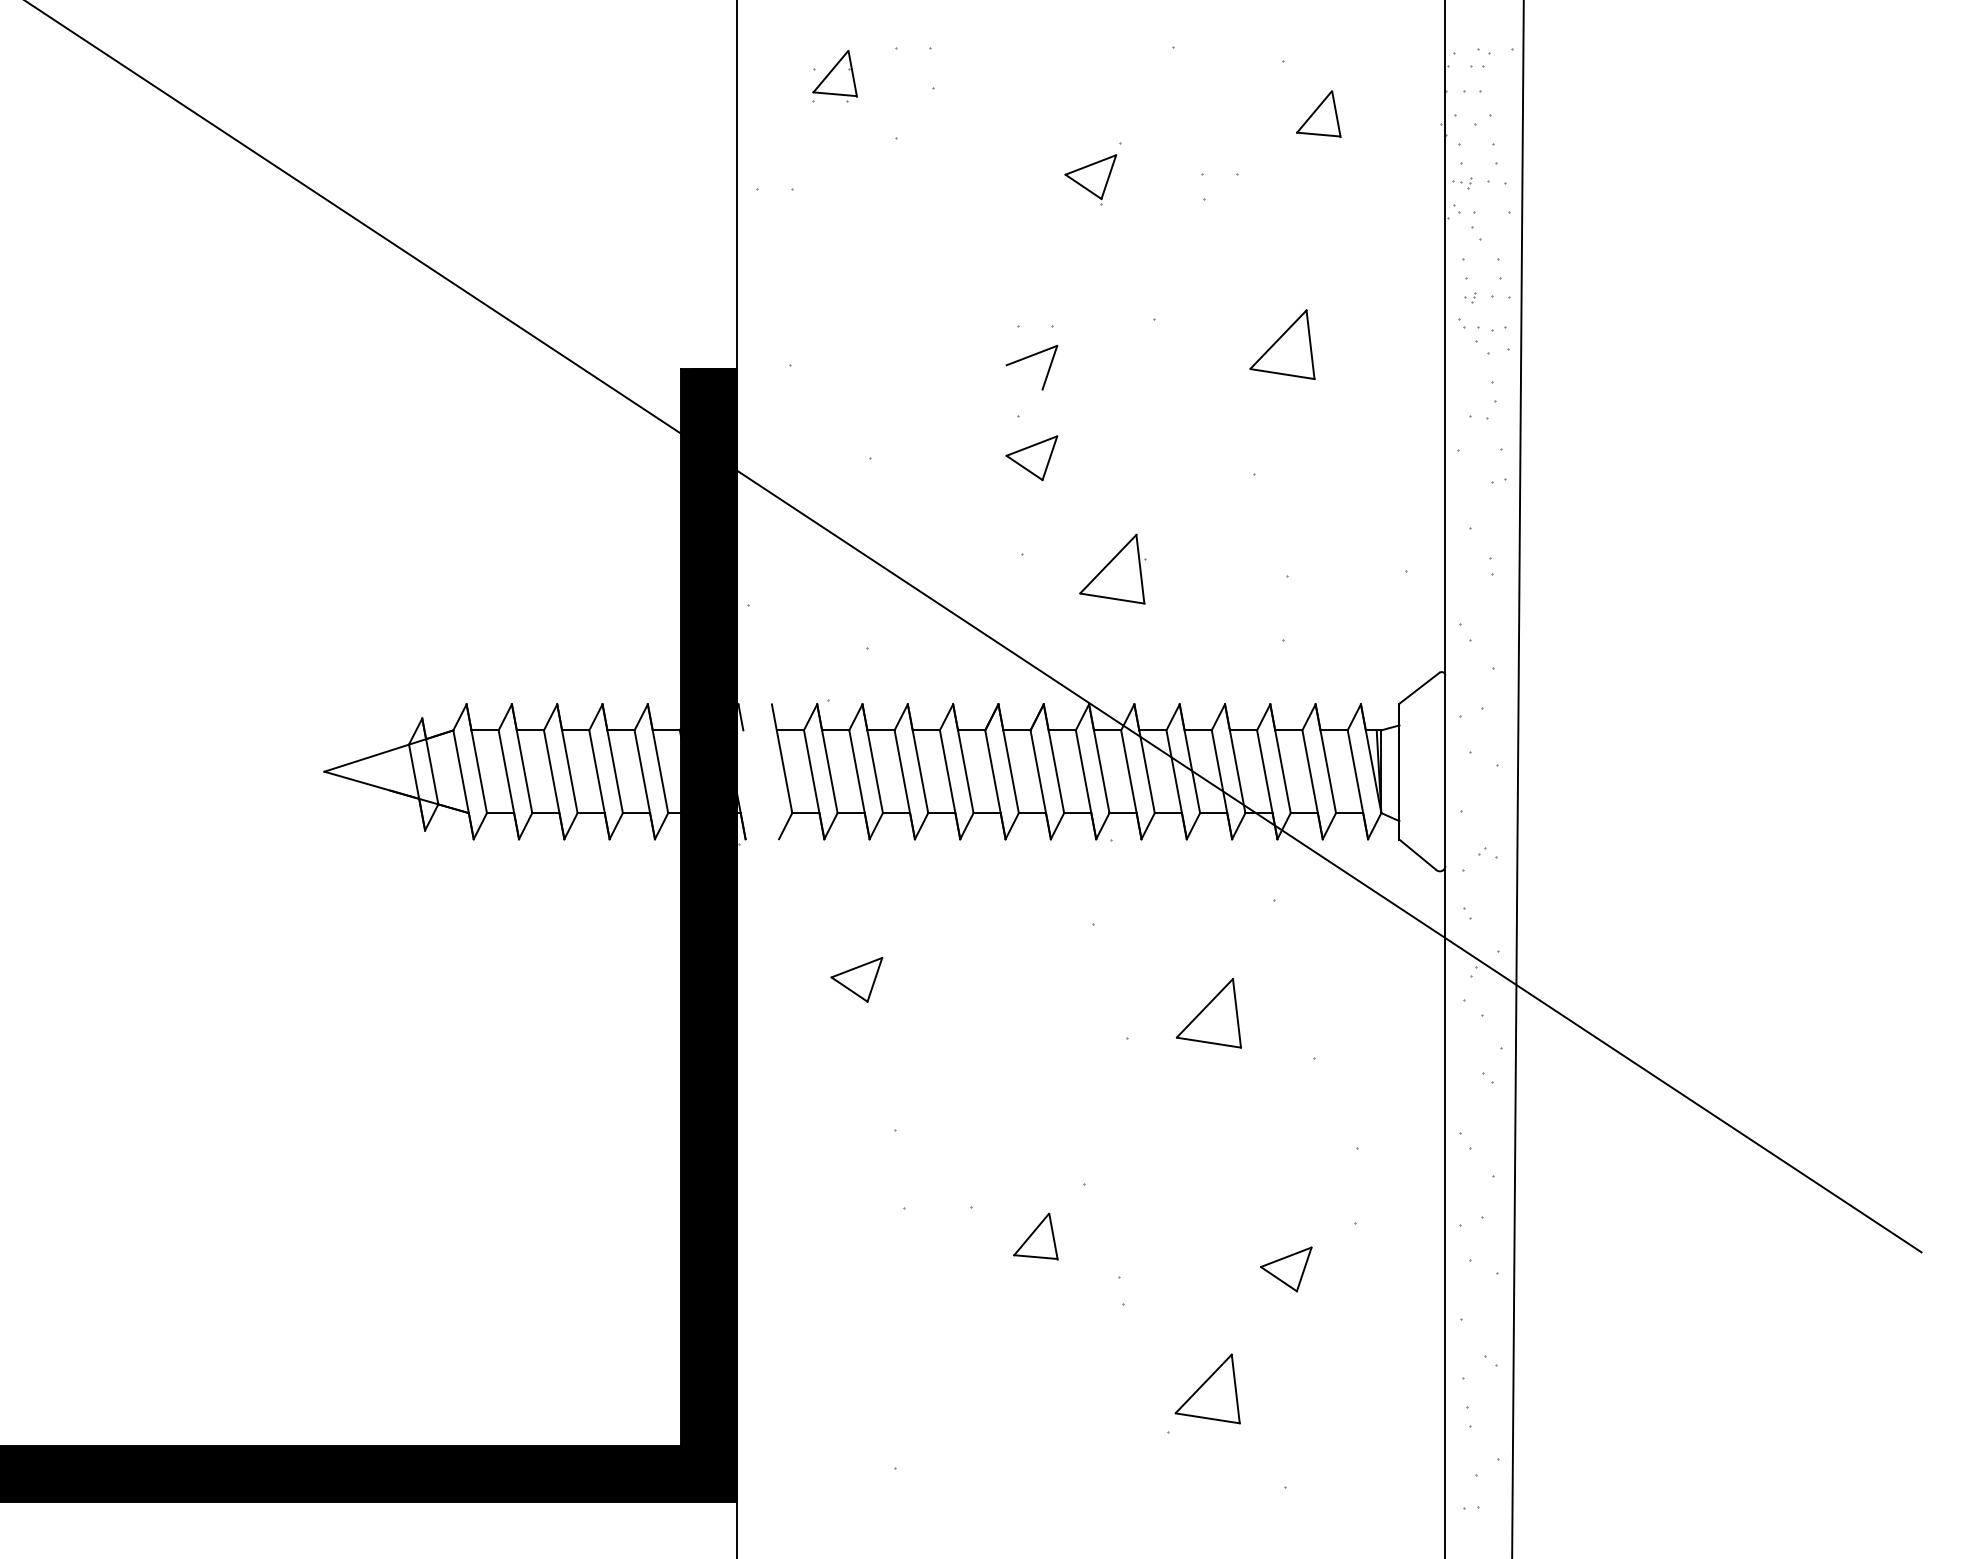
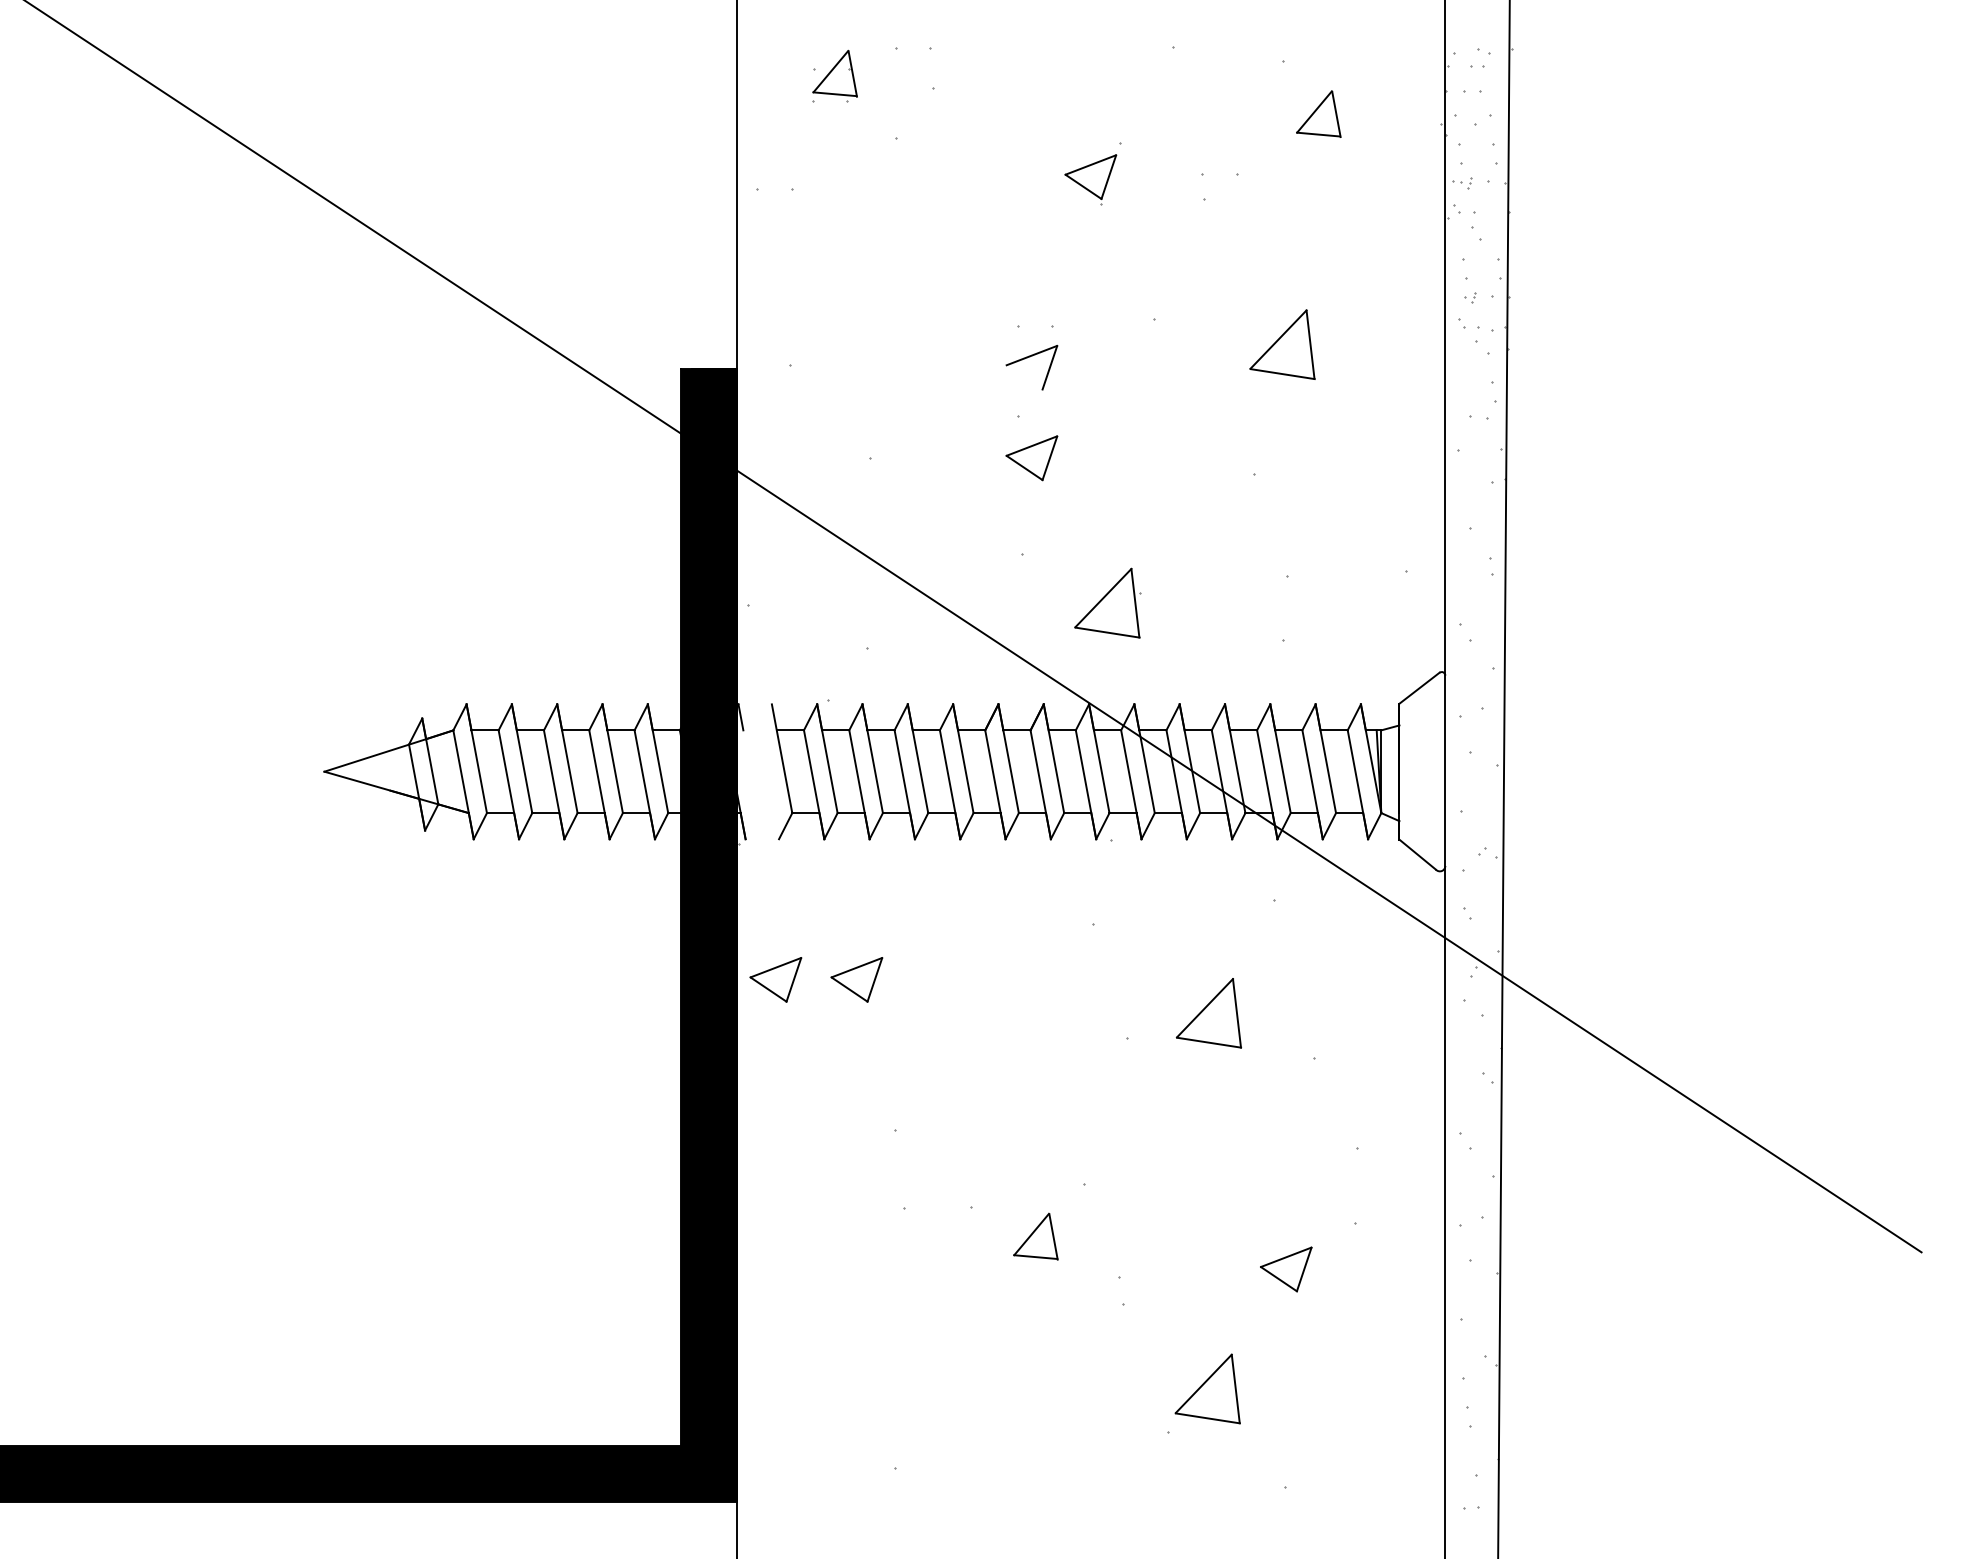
part position: (1112, 568) -> (1107, 602) (1107, 602)
line position: (1517, 778) -> (1503, 778) (1503, 778)
part: none -> present (775, 979)
